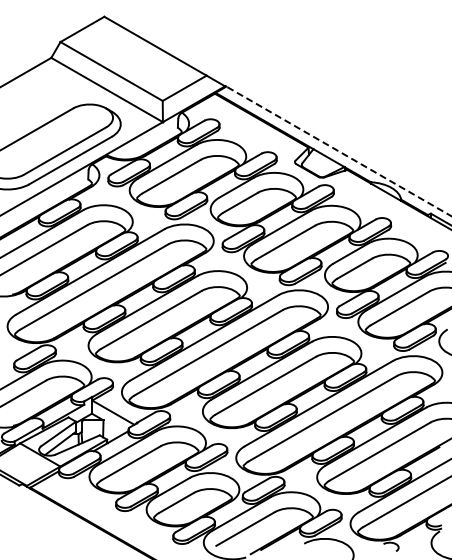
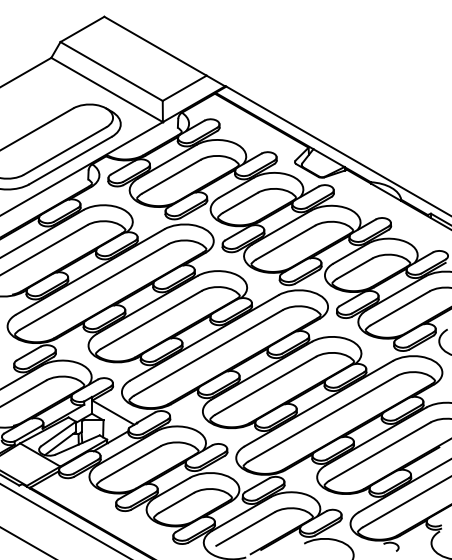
line: dashed -> solid (338, 151)
line: none -> present (64, 520)
line: none -> present (26, 542)
